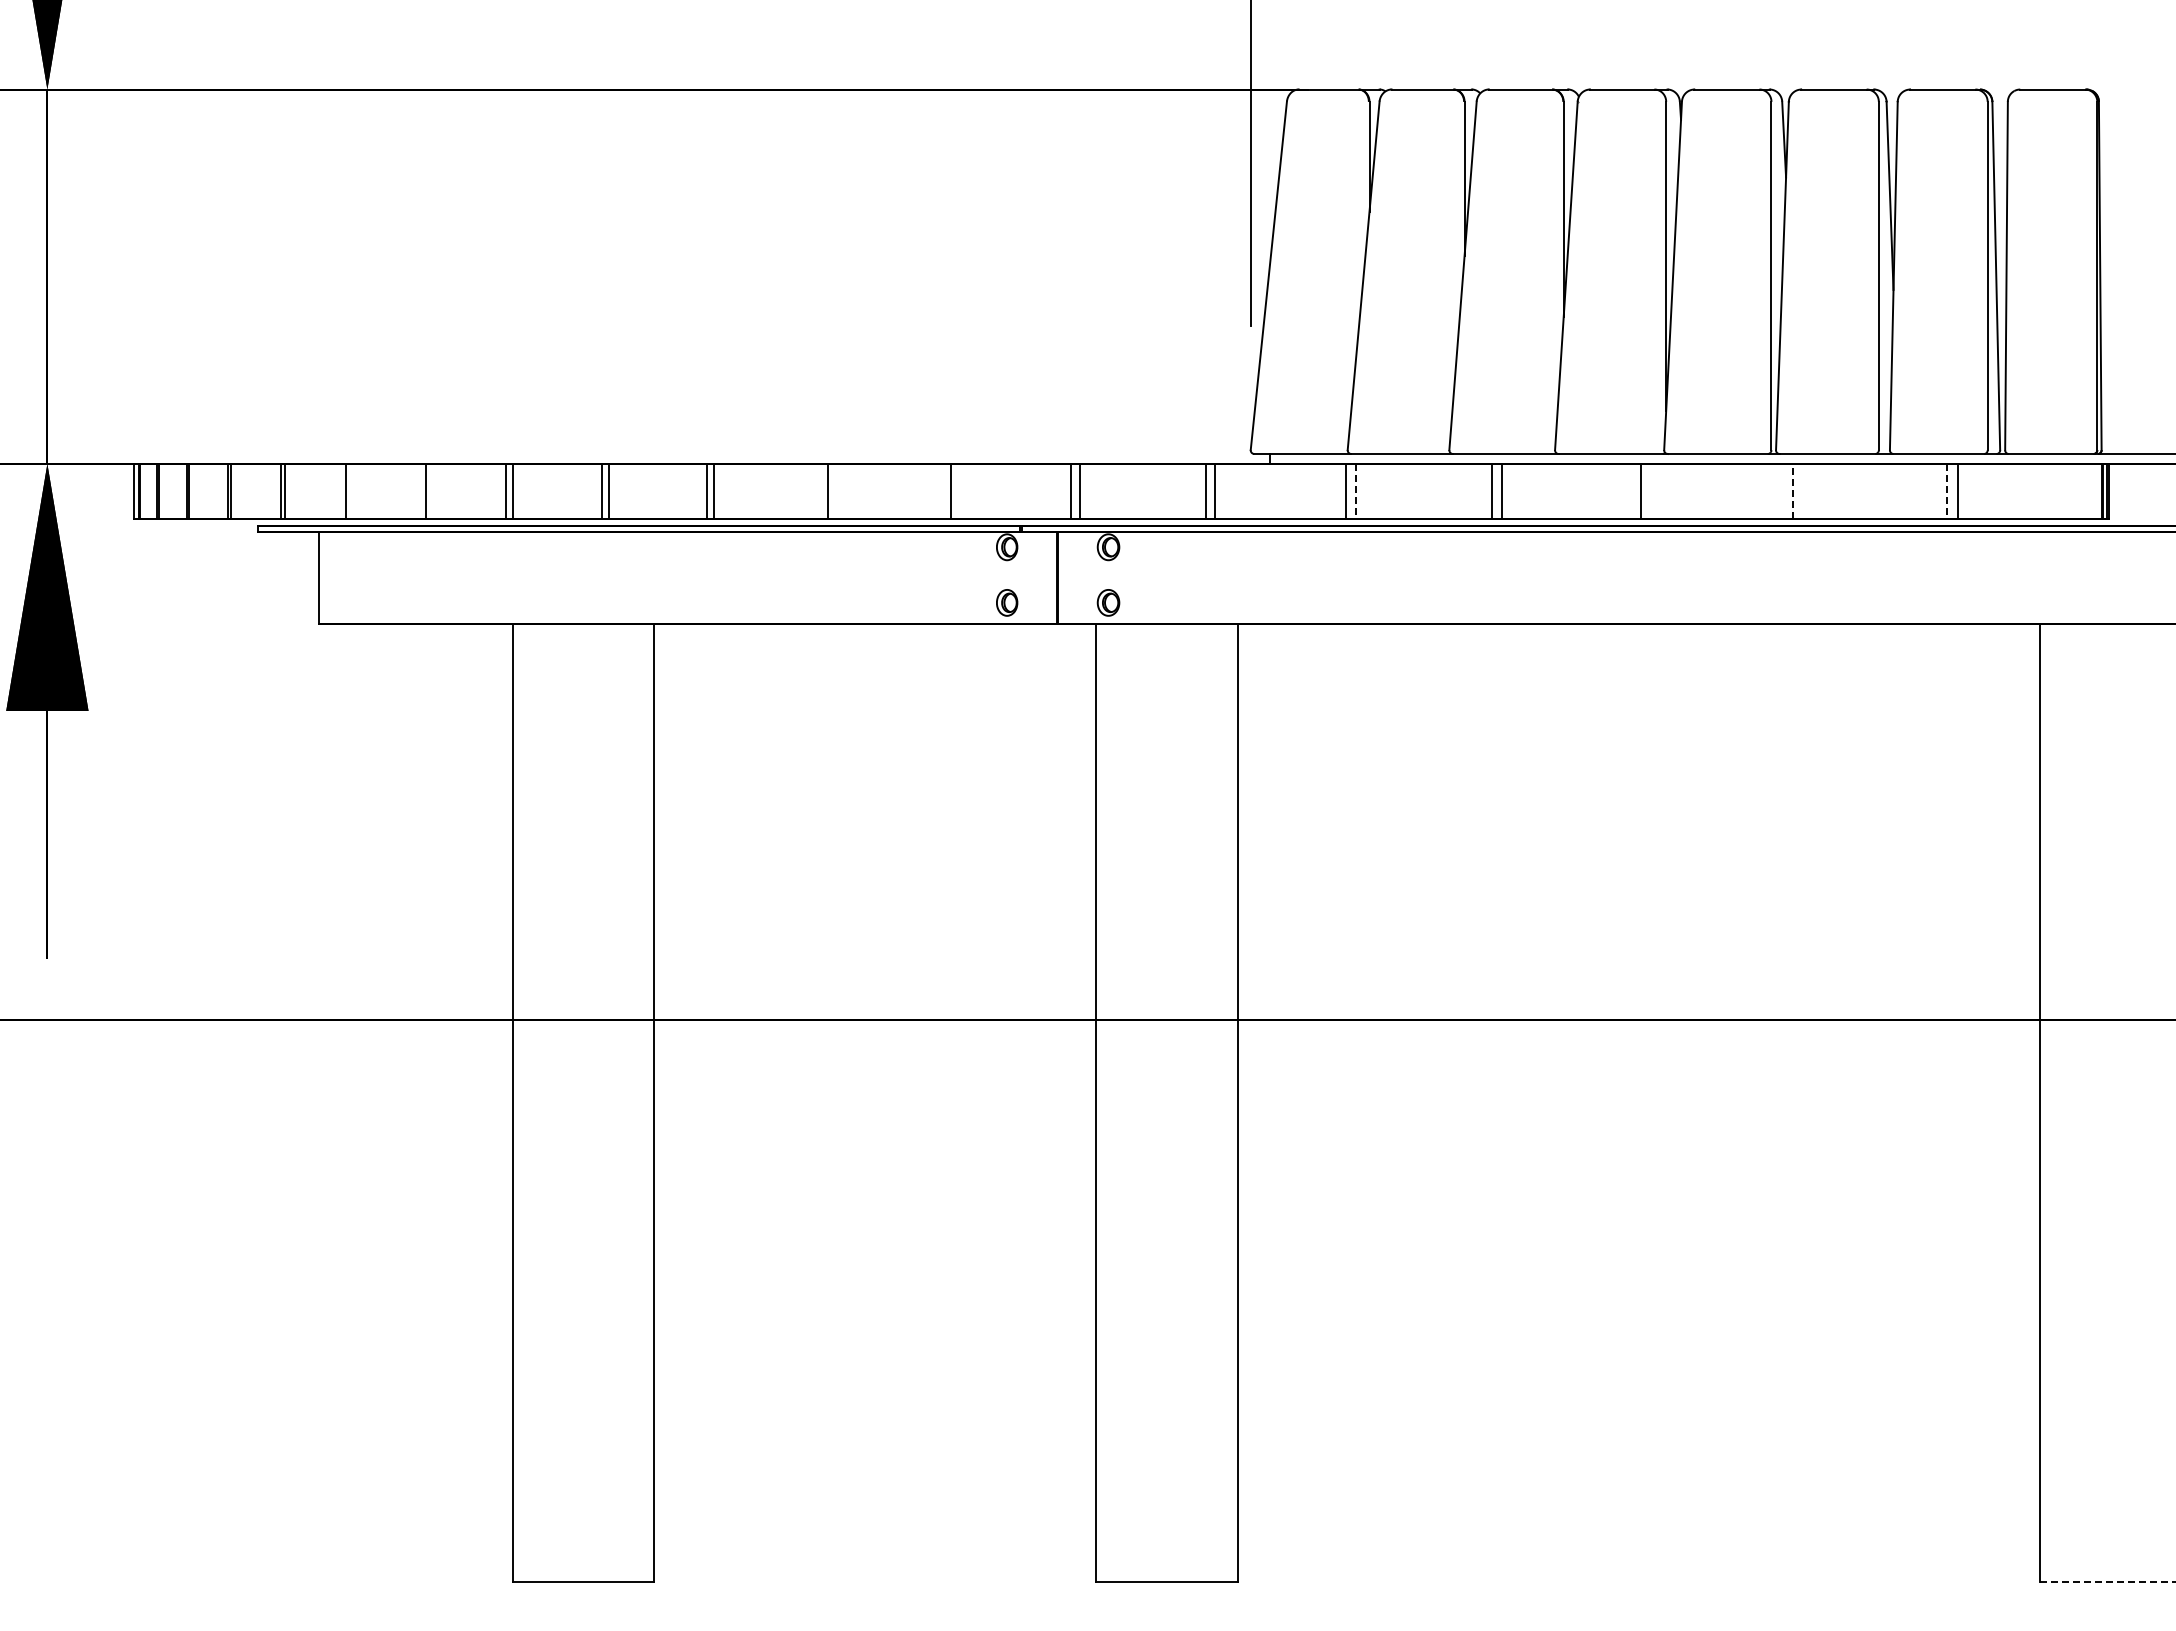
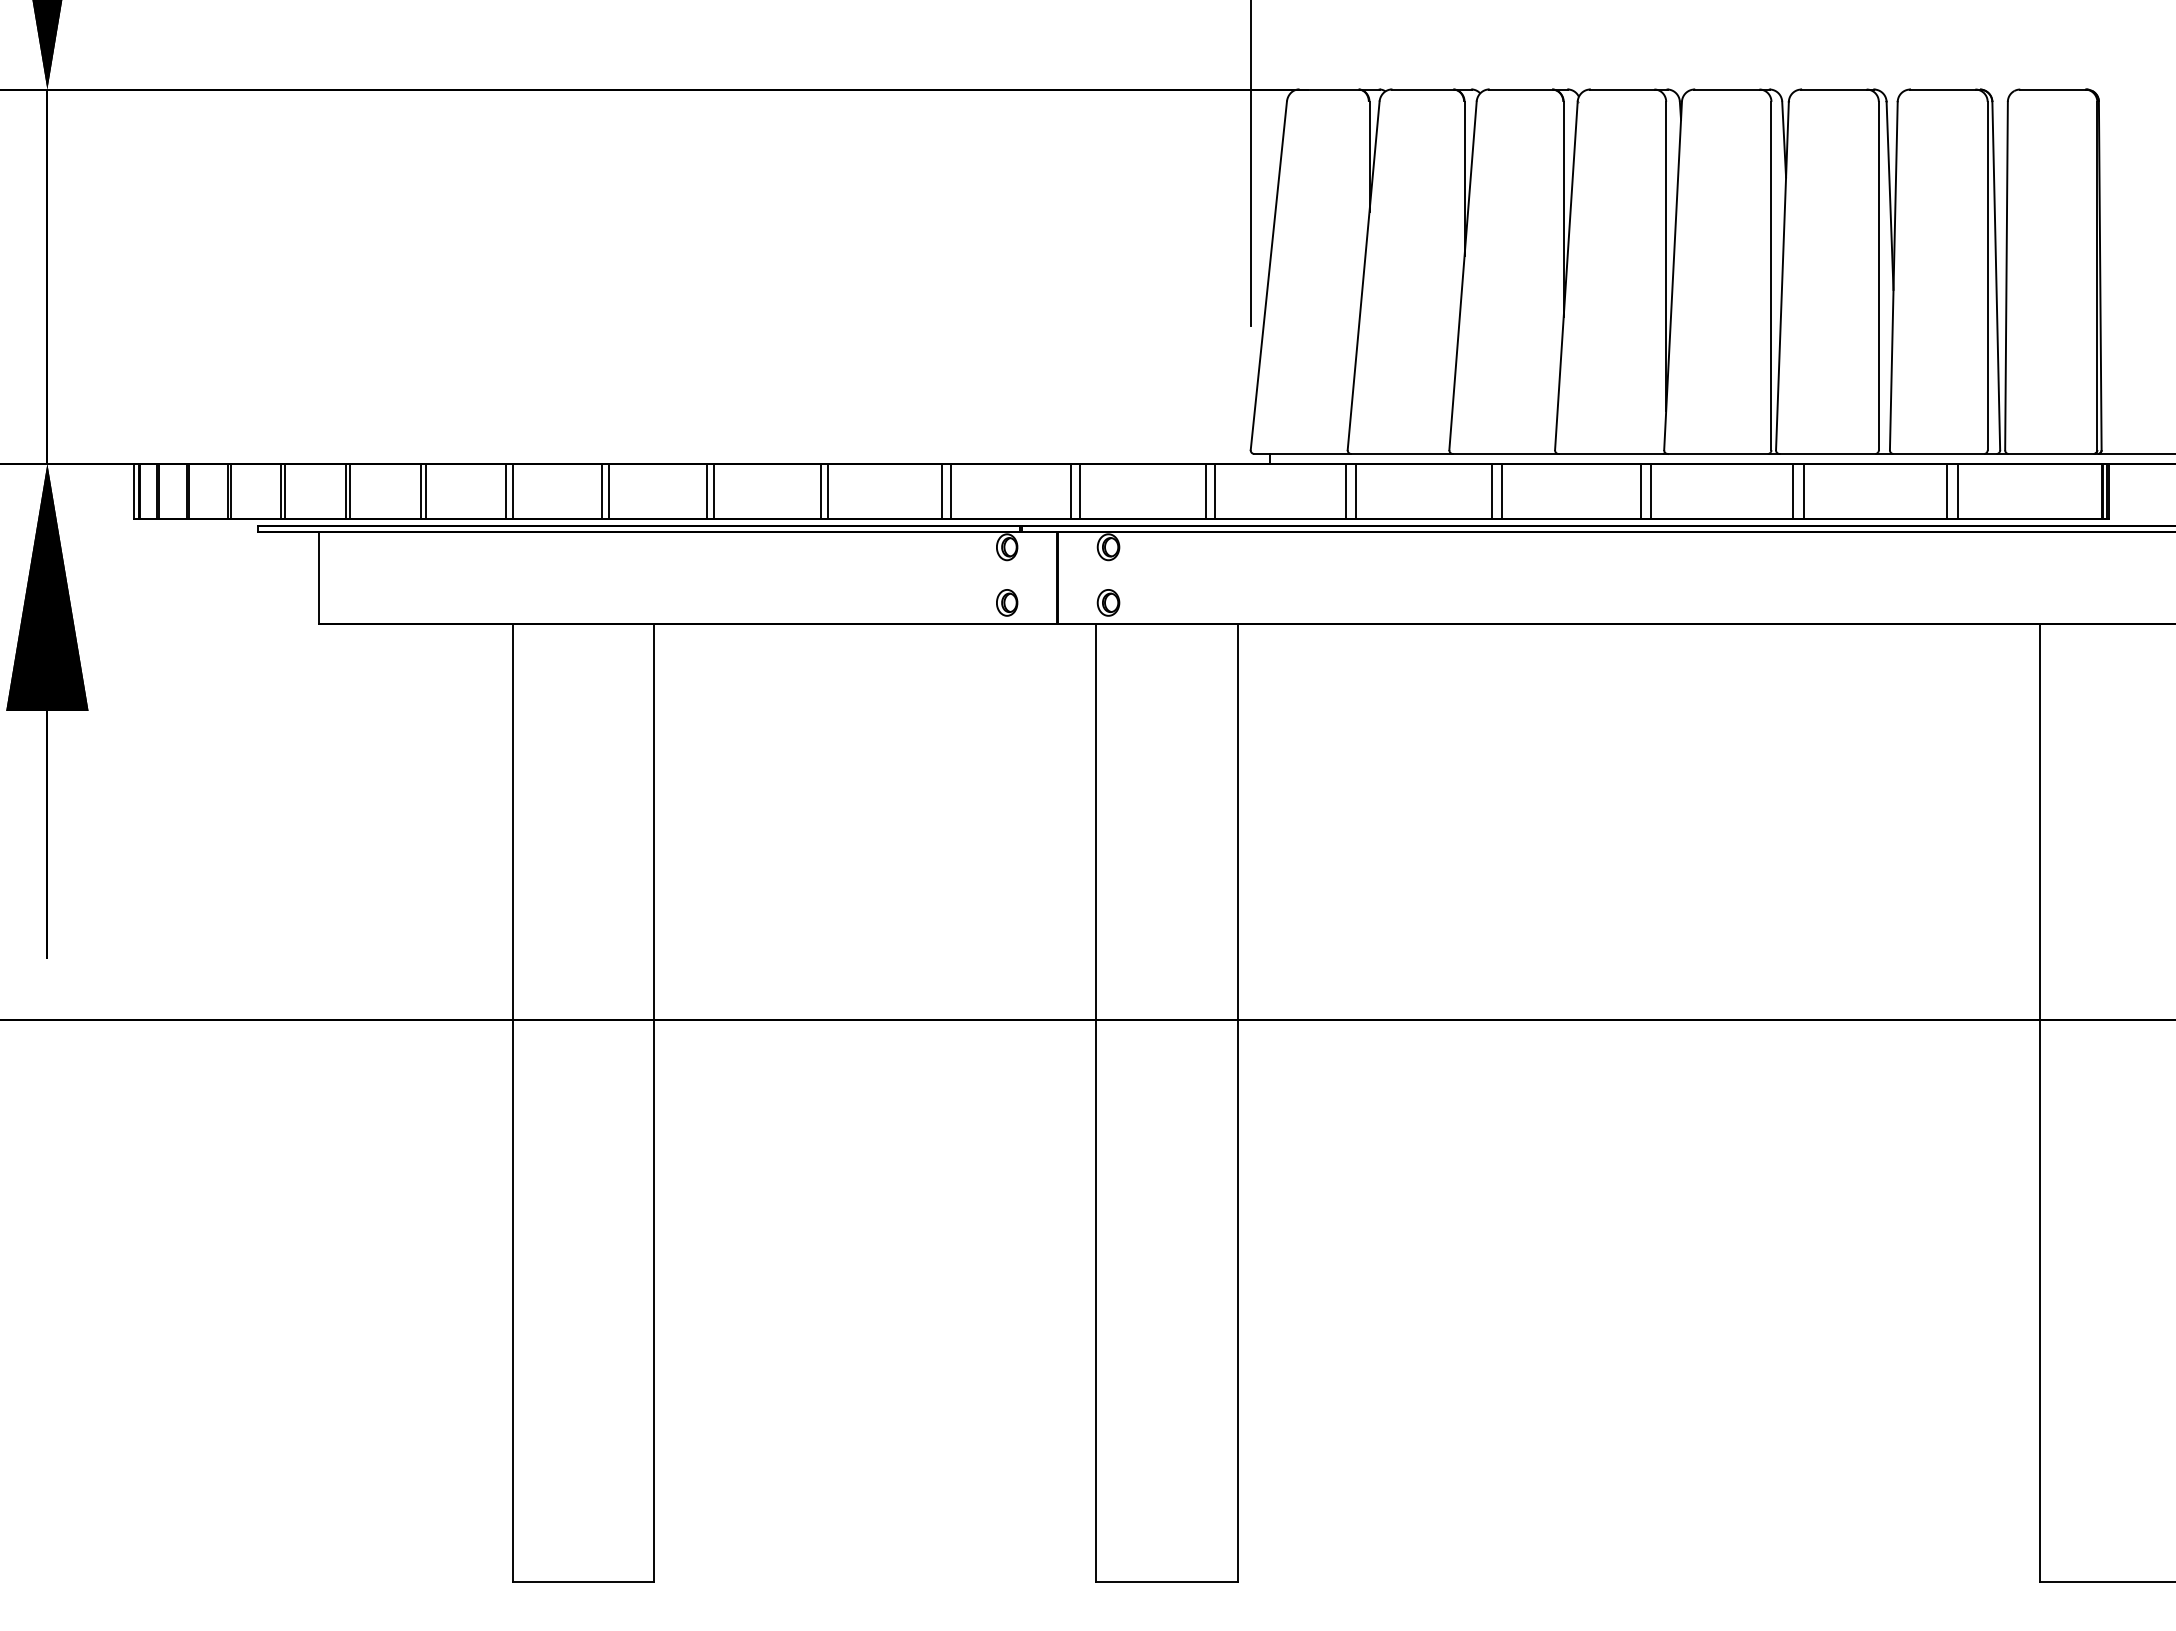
line: none -> present (350, 491)
line: none -> present (420, 491)
line: none -> present (820, 491)
line: none -> present (941, 491)
line: dashed -> solid (1356, 491)
line: none -> present (1651, 491)
line: dashed -> solid (1793, 491)
line: none -> present (1803, 491)
line: dashed -> solid (1947, 491)
line: dashed -> solid (2107, 1581)
